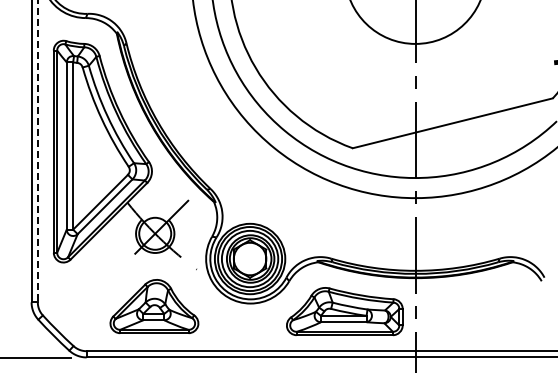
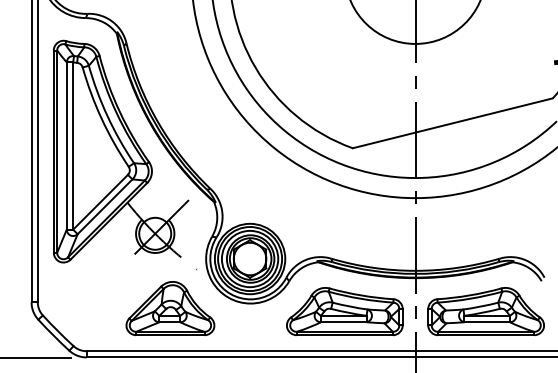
line: dashed -> solid (37, 151)
part position: (154, 306) -> (170, 308) (170, 308)
part: none -> present (485, 311)
